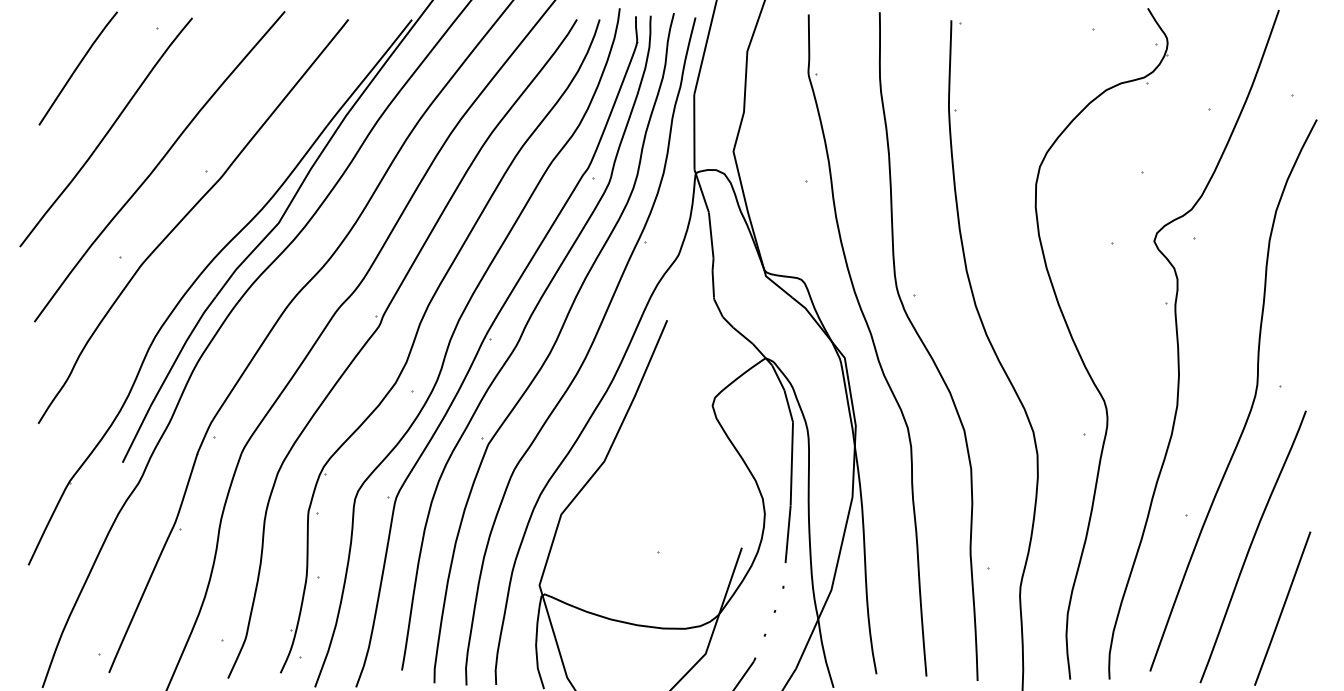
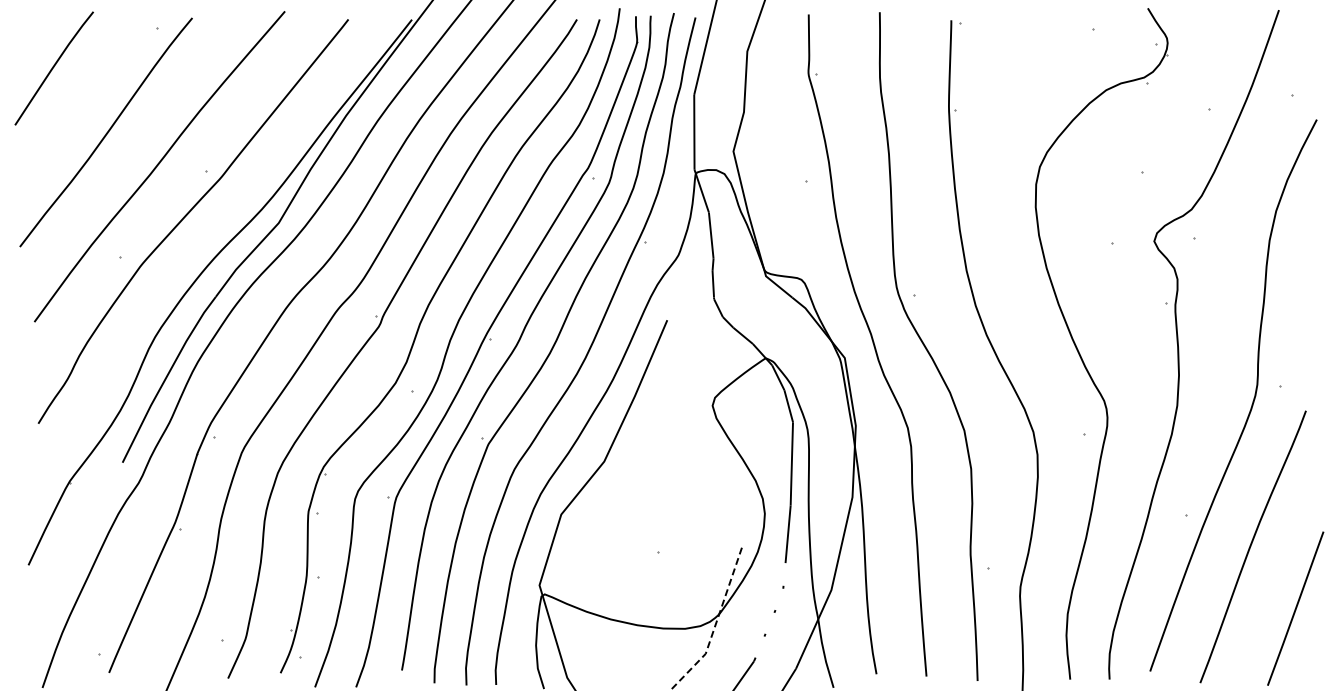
curve position: (77, 68) -> (53, 68) (53, 68)
line position: (1282, 608) -> (1295, 608) (1295, 608)
line: solid -> dashed (715, 625)
